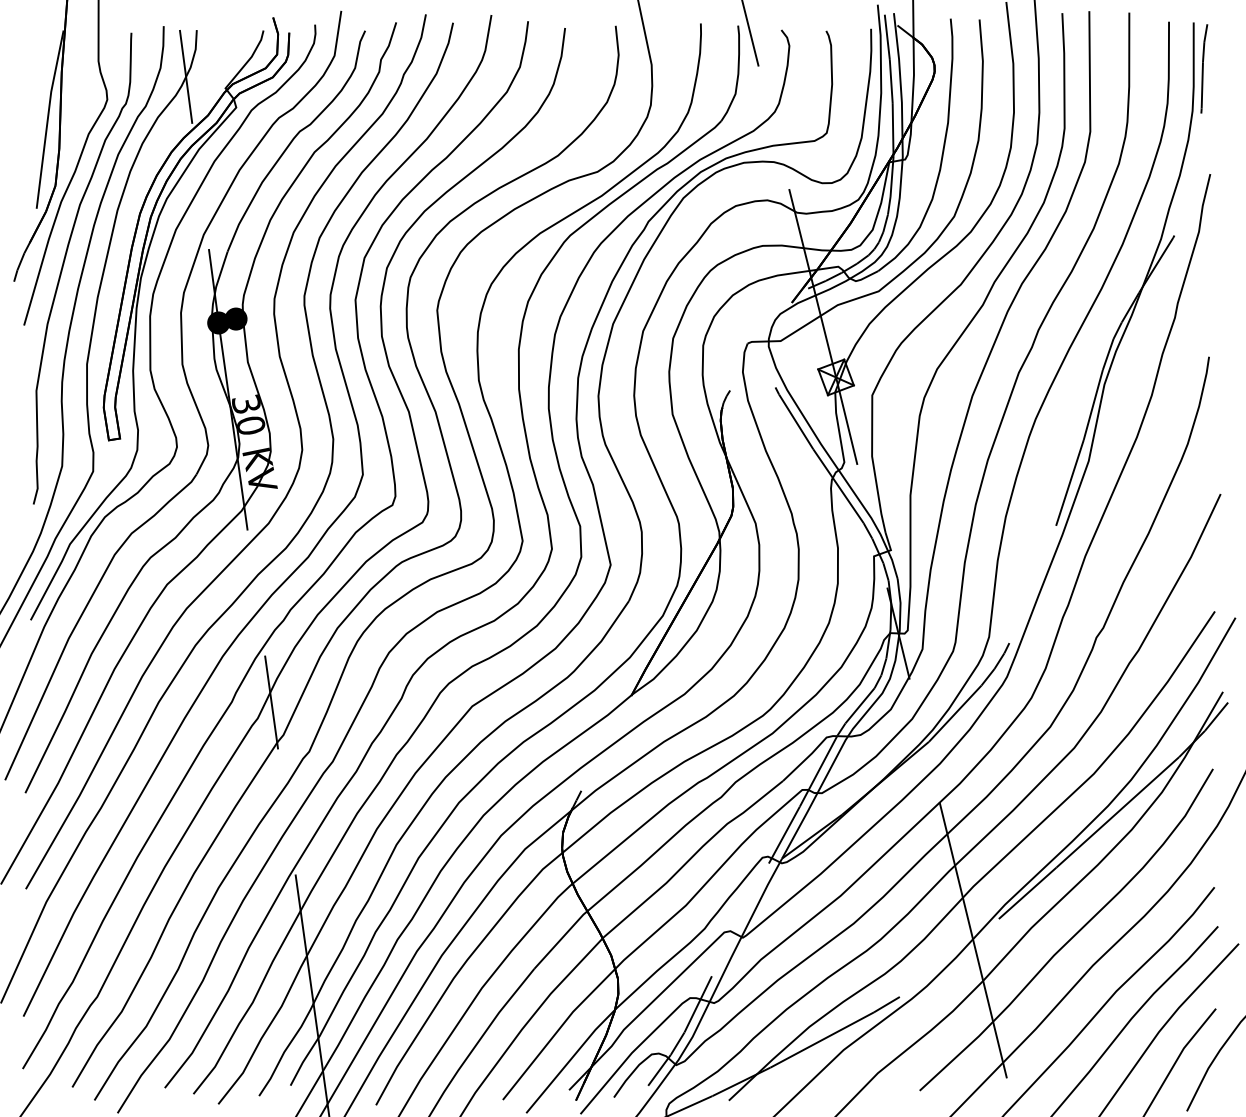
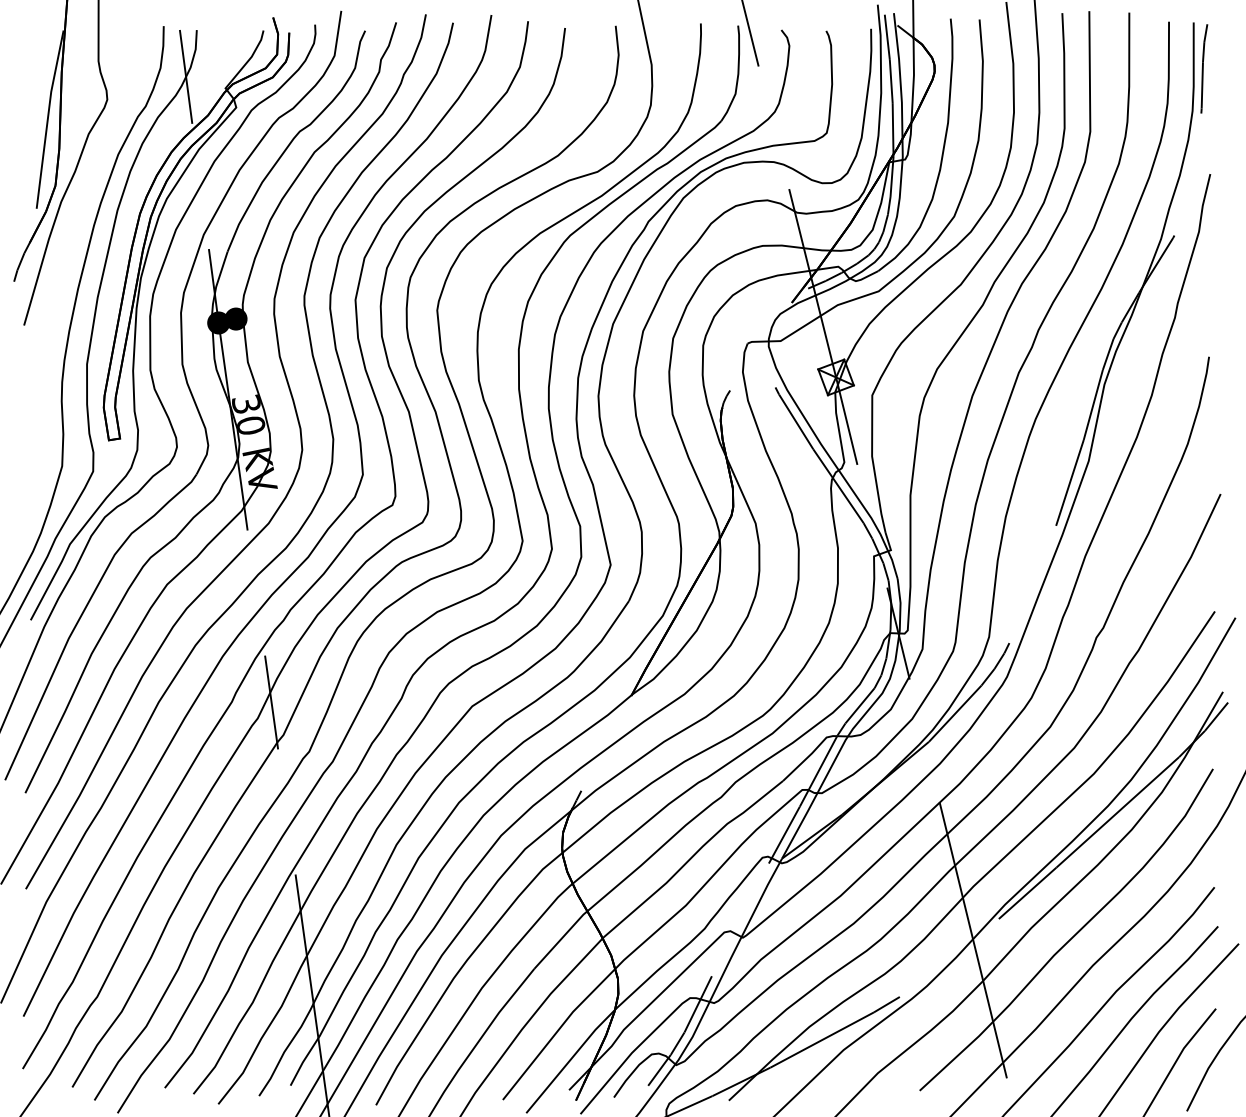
curve: present -> none (64, 264)
